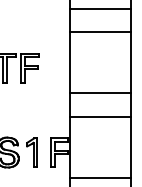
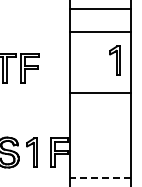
part: none -> present (114, 60)
line: present -> none (100, 116)
line: solid -> dashed (100, 177)
